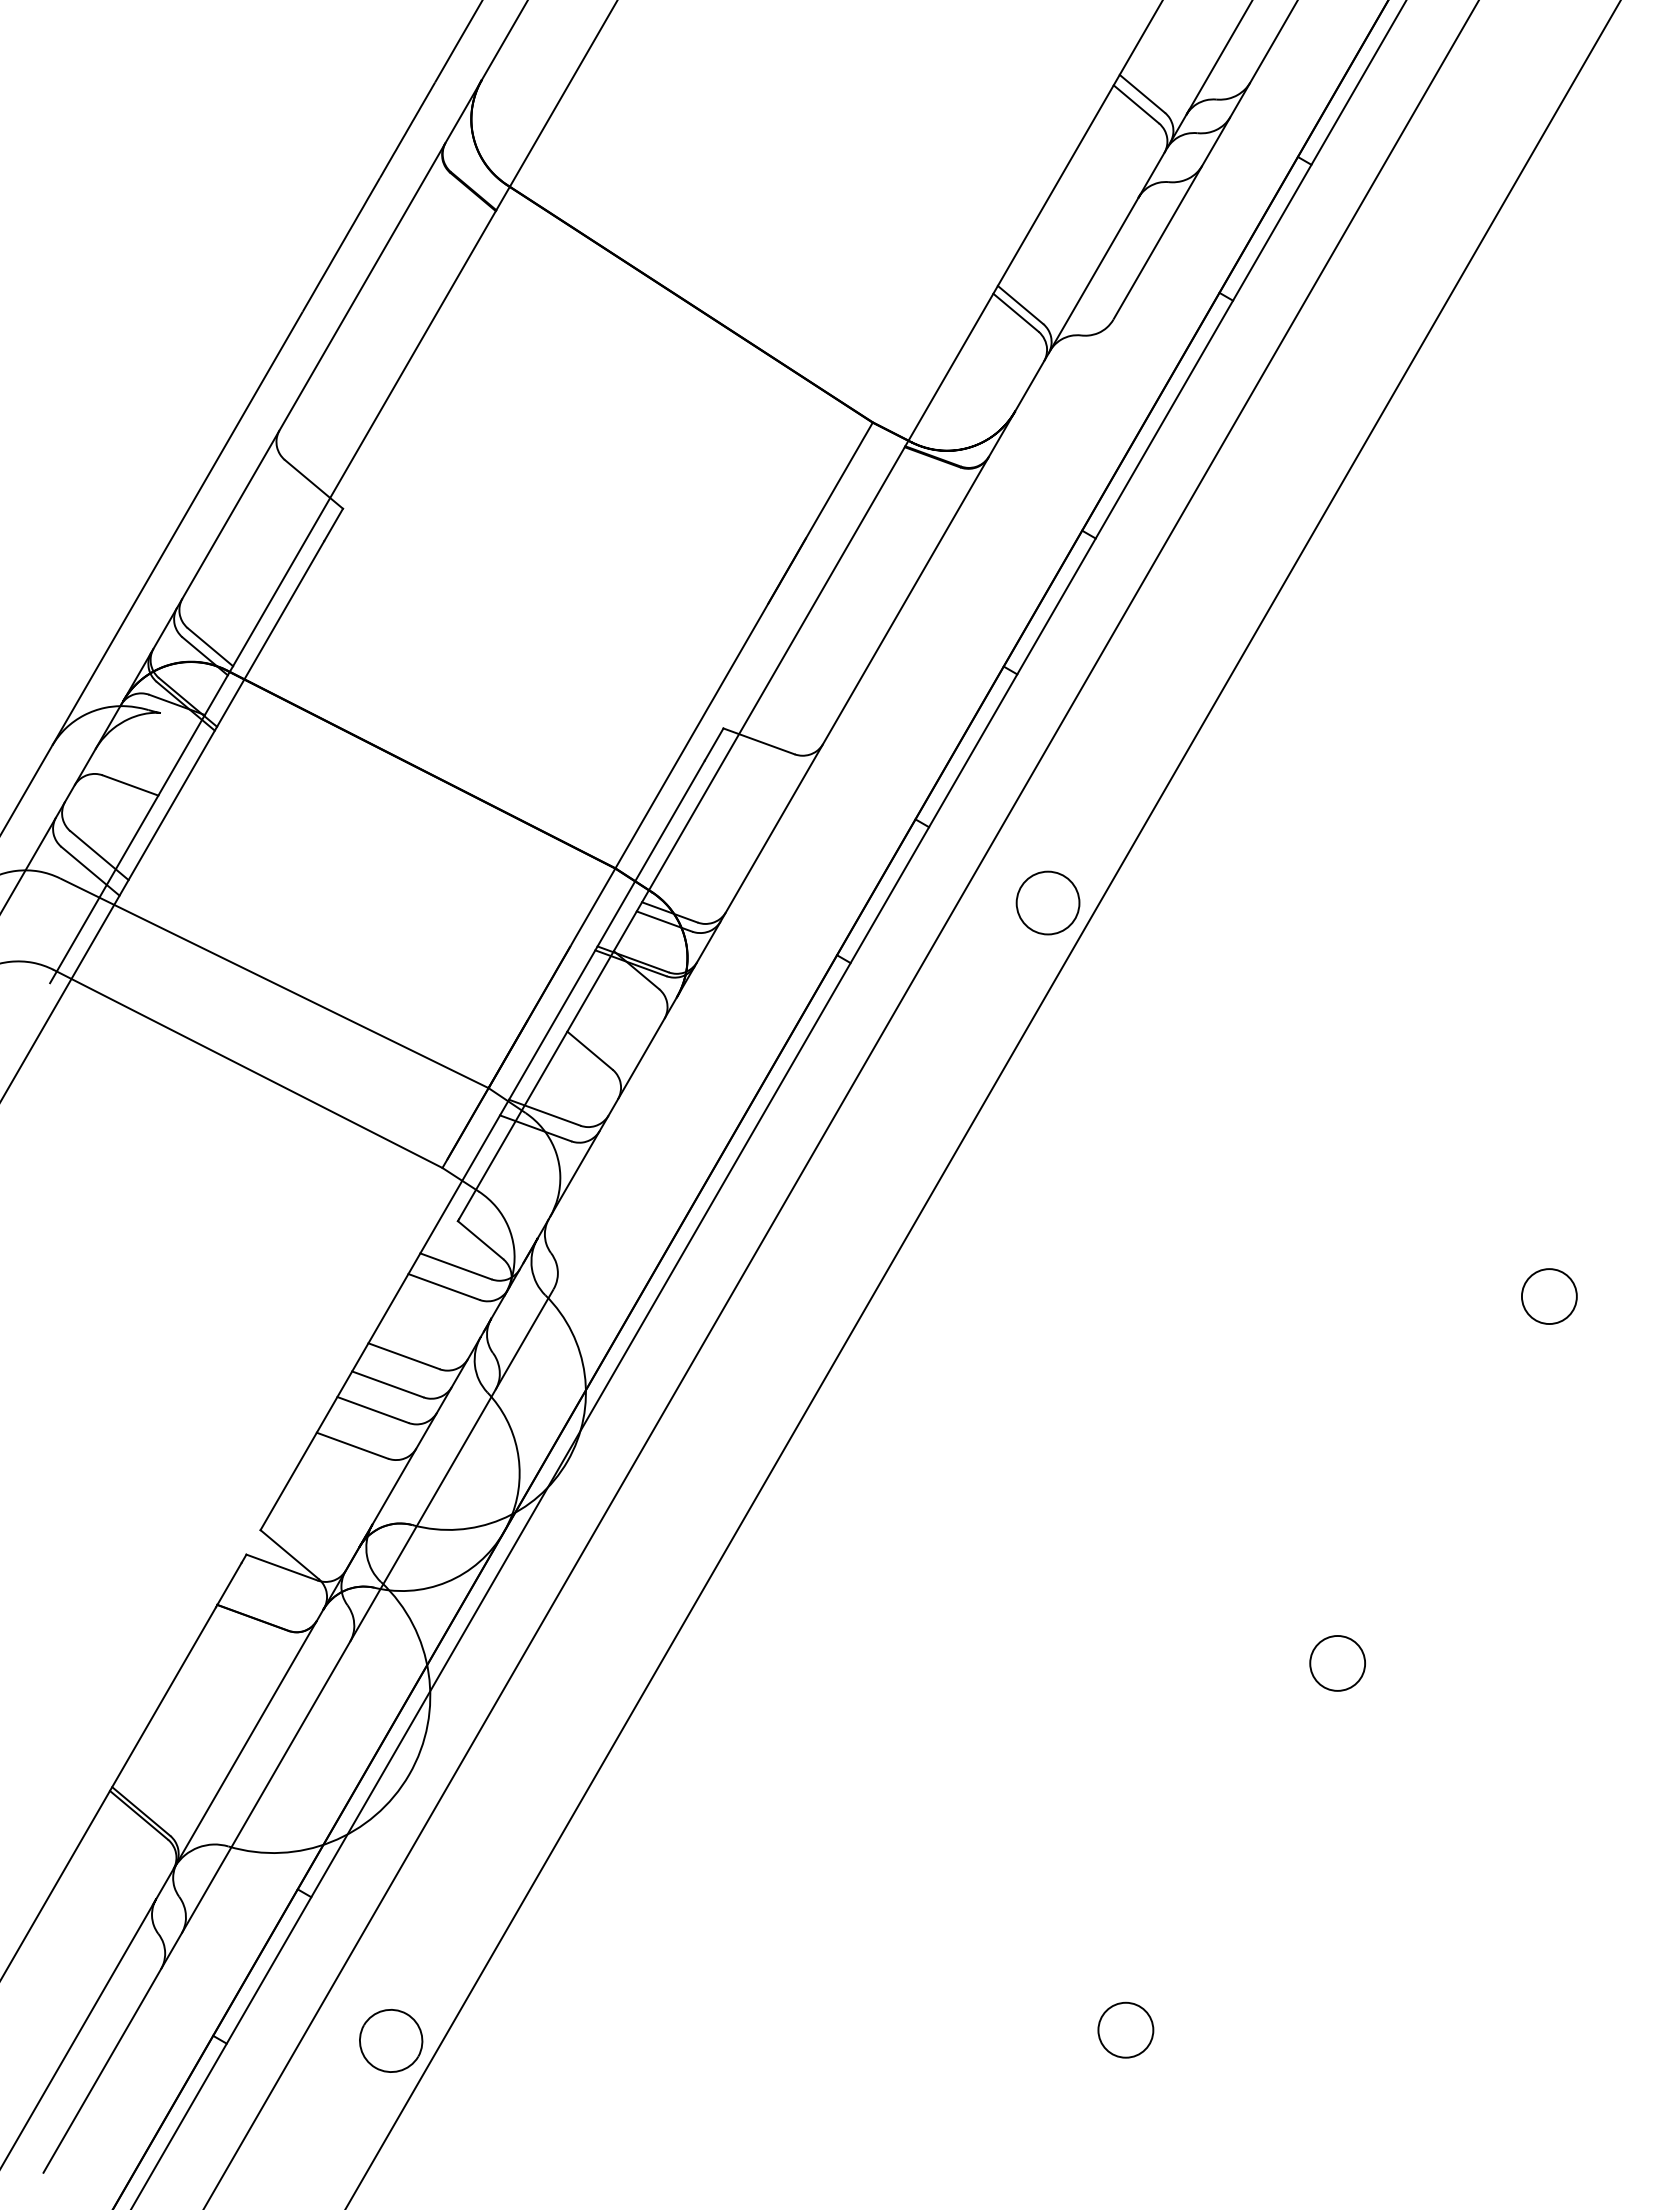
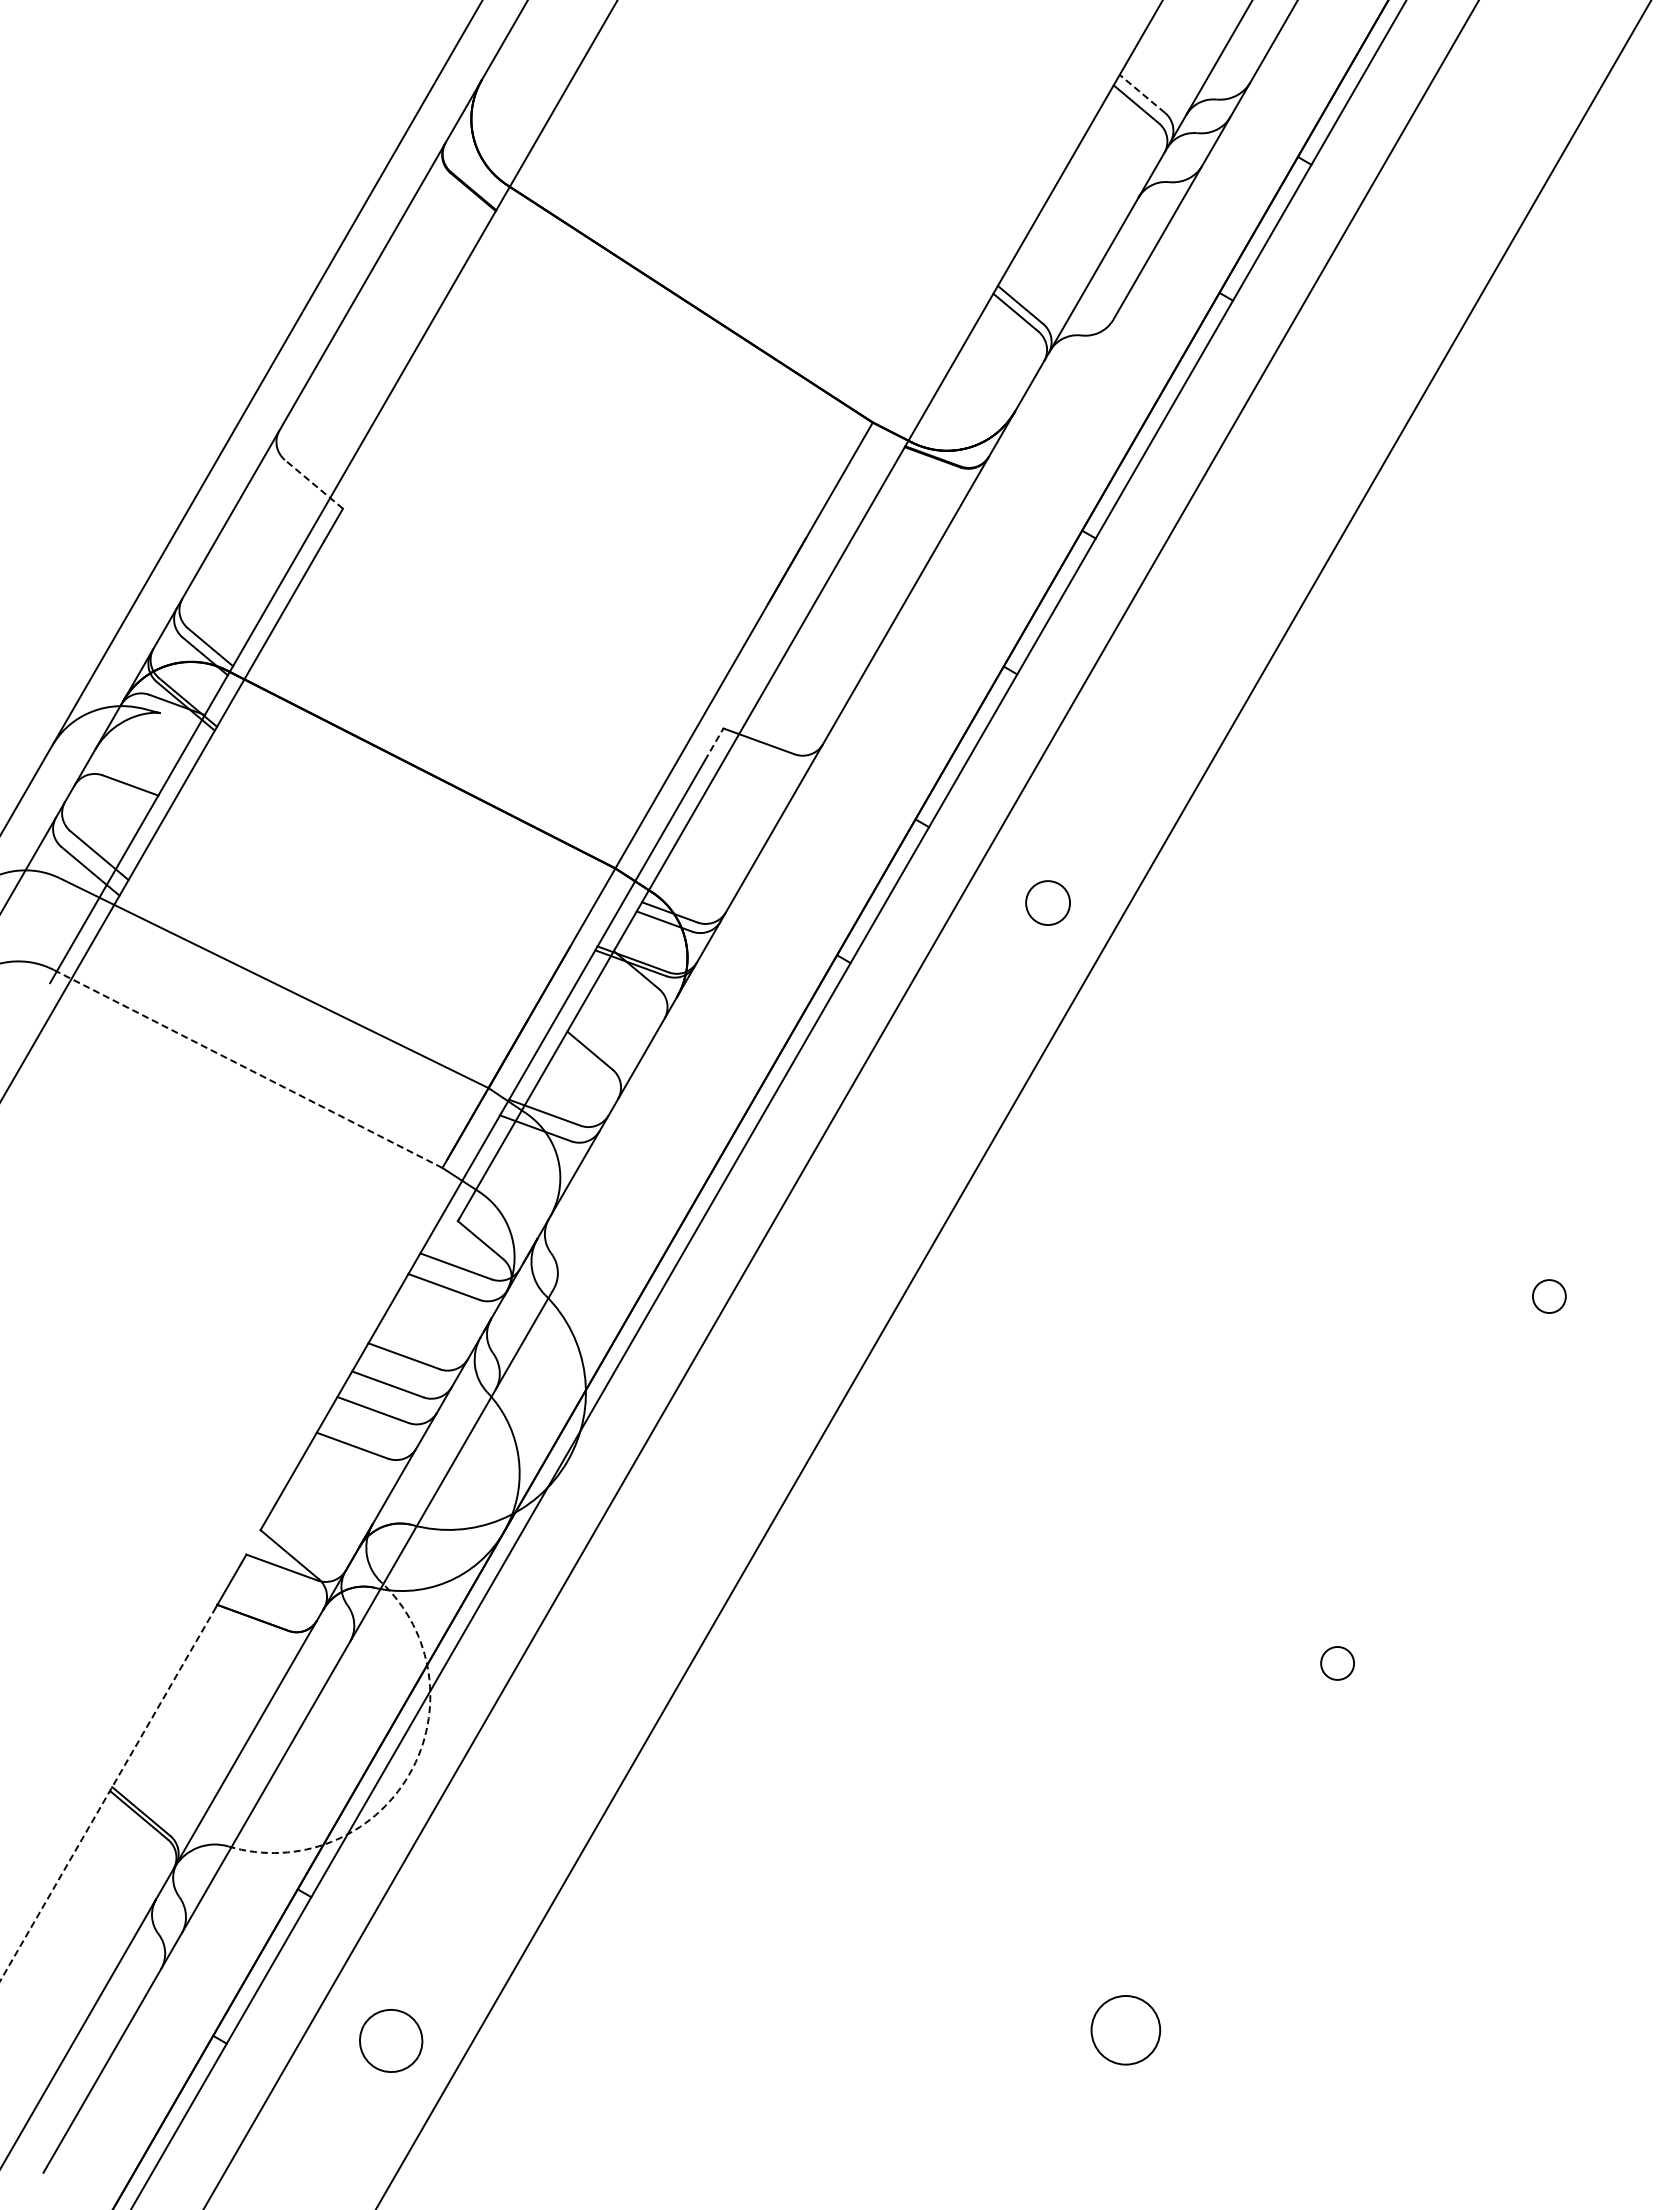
line: solid -> dashed (1142, 93)
line: solid -> dashed (313, 484)
line: solid -> dashed (714, 744)
circle diameter: 63 px -> 44 px (1048, 903)
line: solid -> dashed (247, 1068)
line position: (982, 1104) -> (1013, 1104) (1013, 1104)
circle diameter: 55 px -> 33 px (1548, 1296)
circle size: 57x57 px -> 35x35 px (1337, 1663)
arc: solid -> dashed (409, 1774)
line: solid -> dashed (108, 1794)
circle size: 58x58 px -> 72x71 px (1125, 2030)
